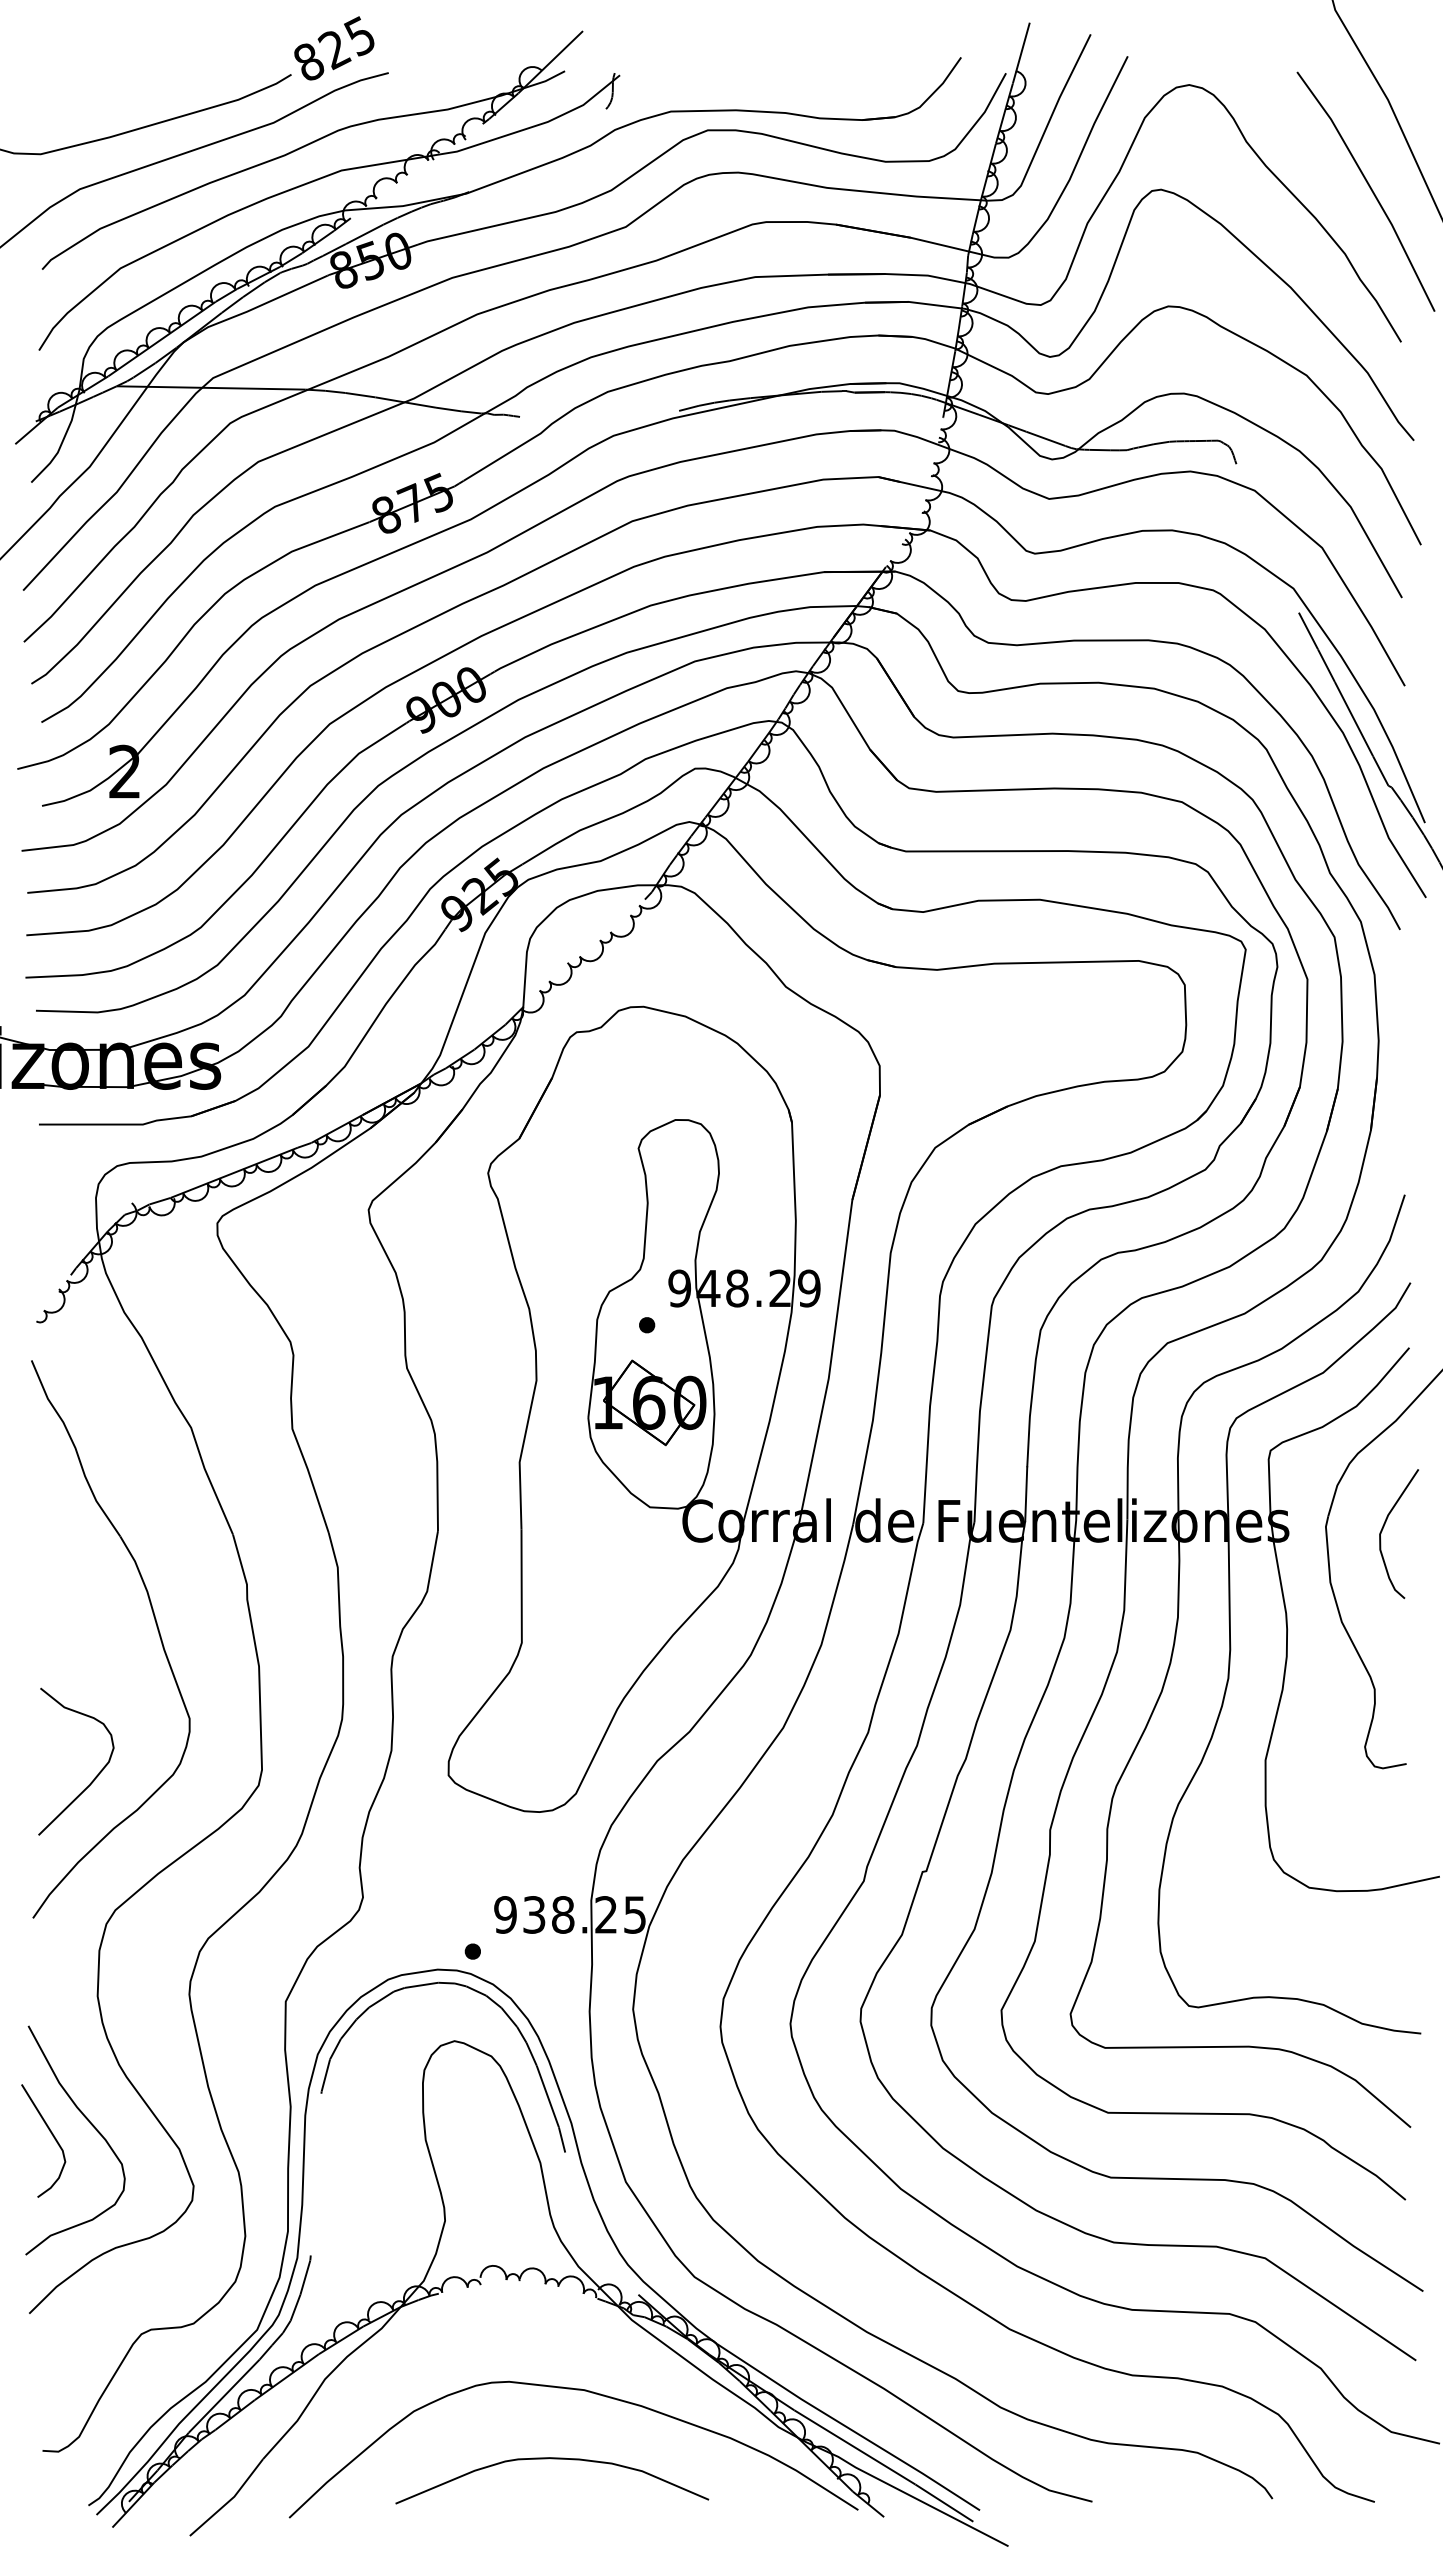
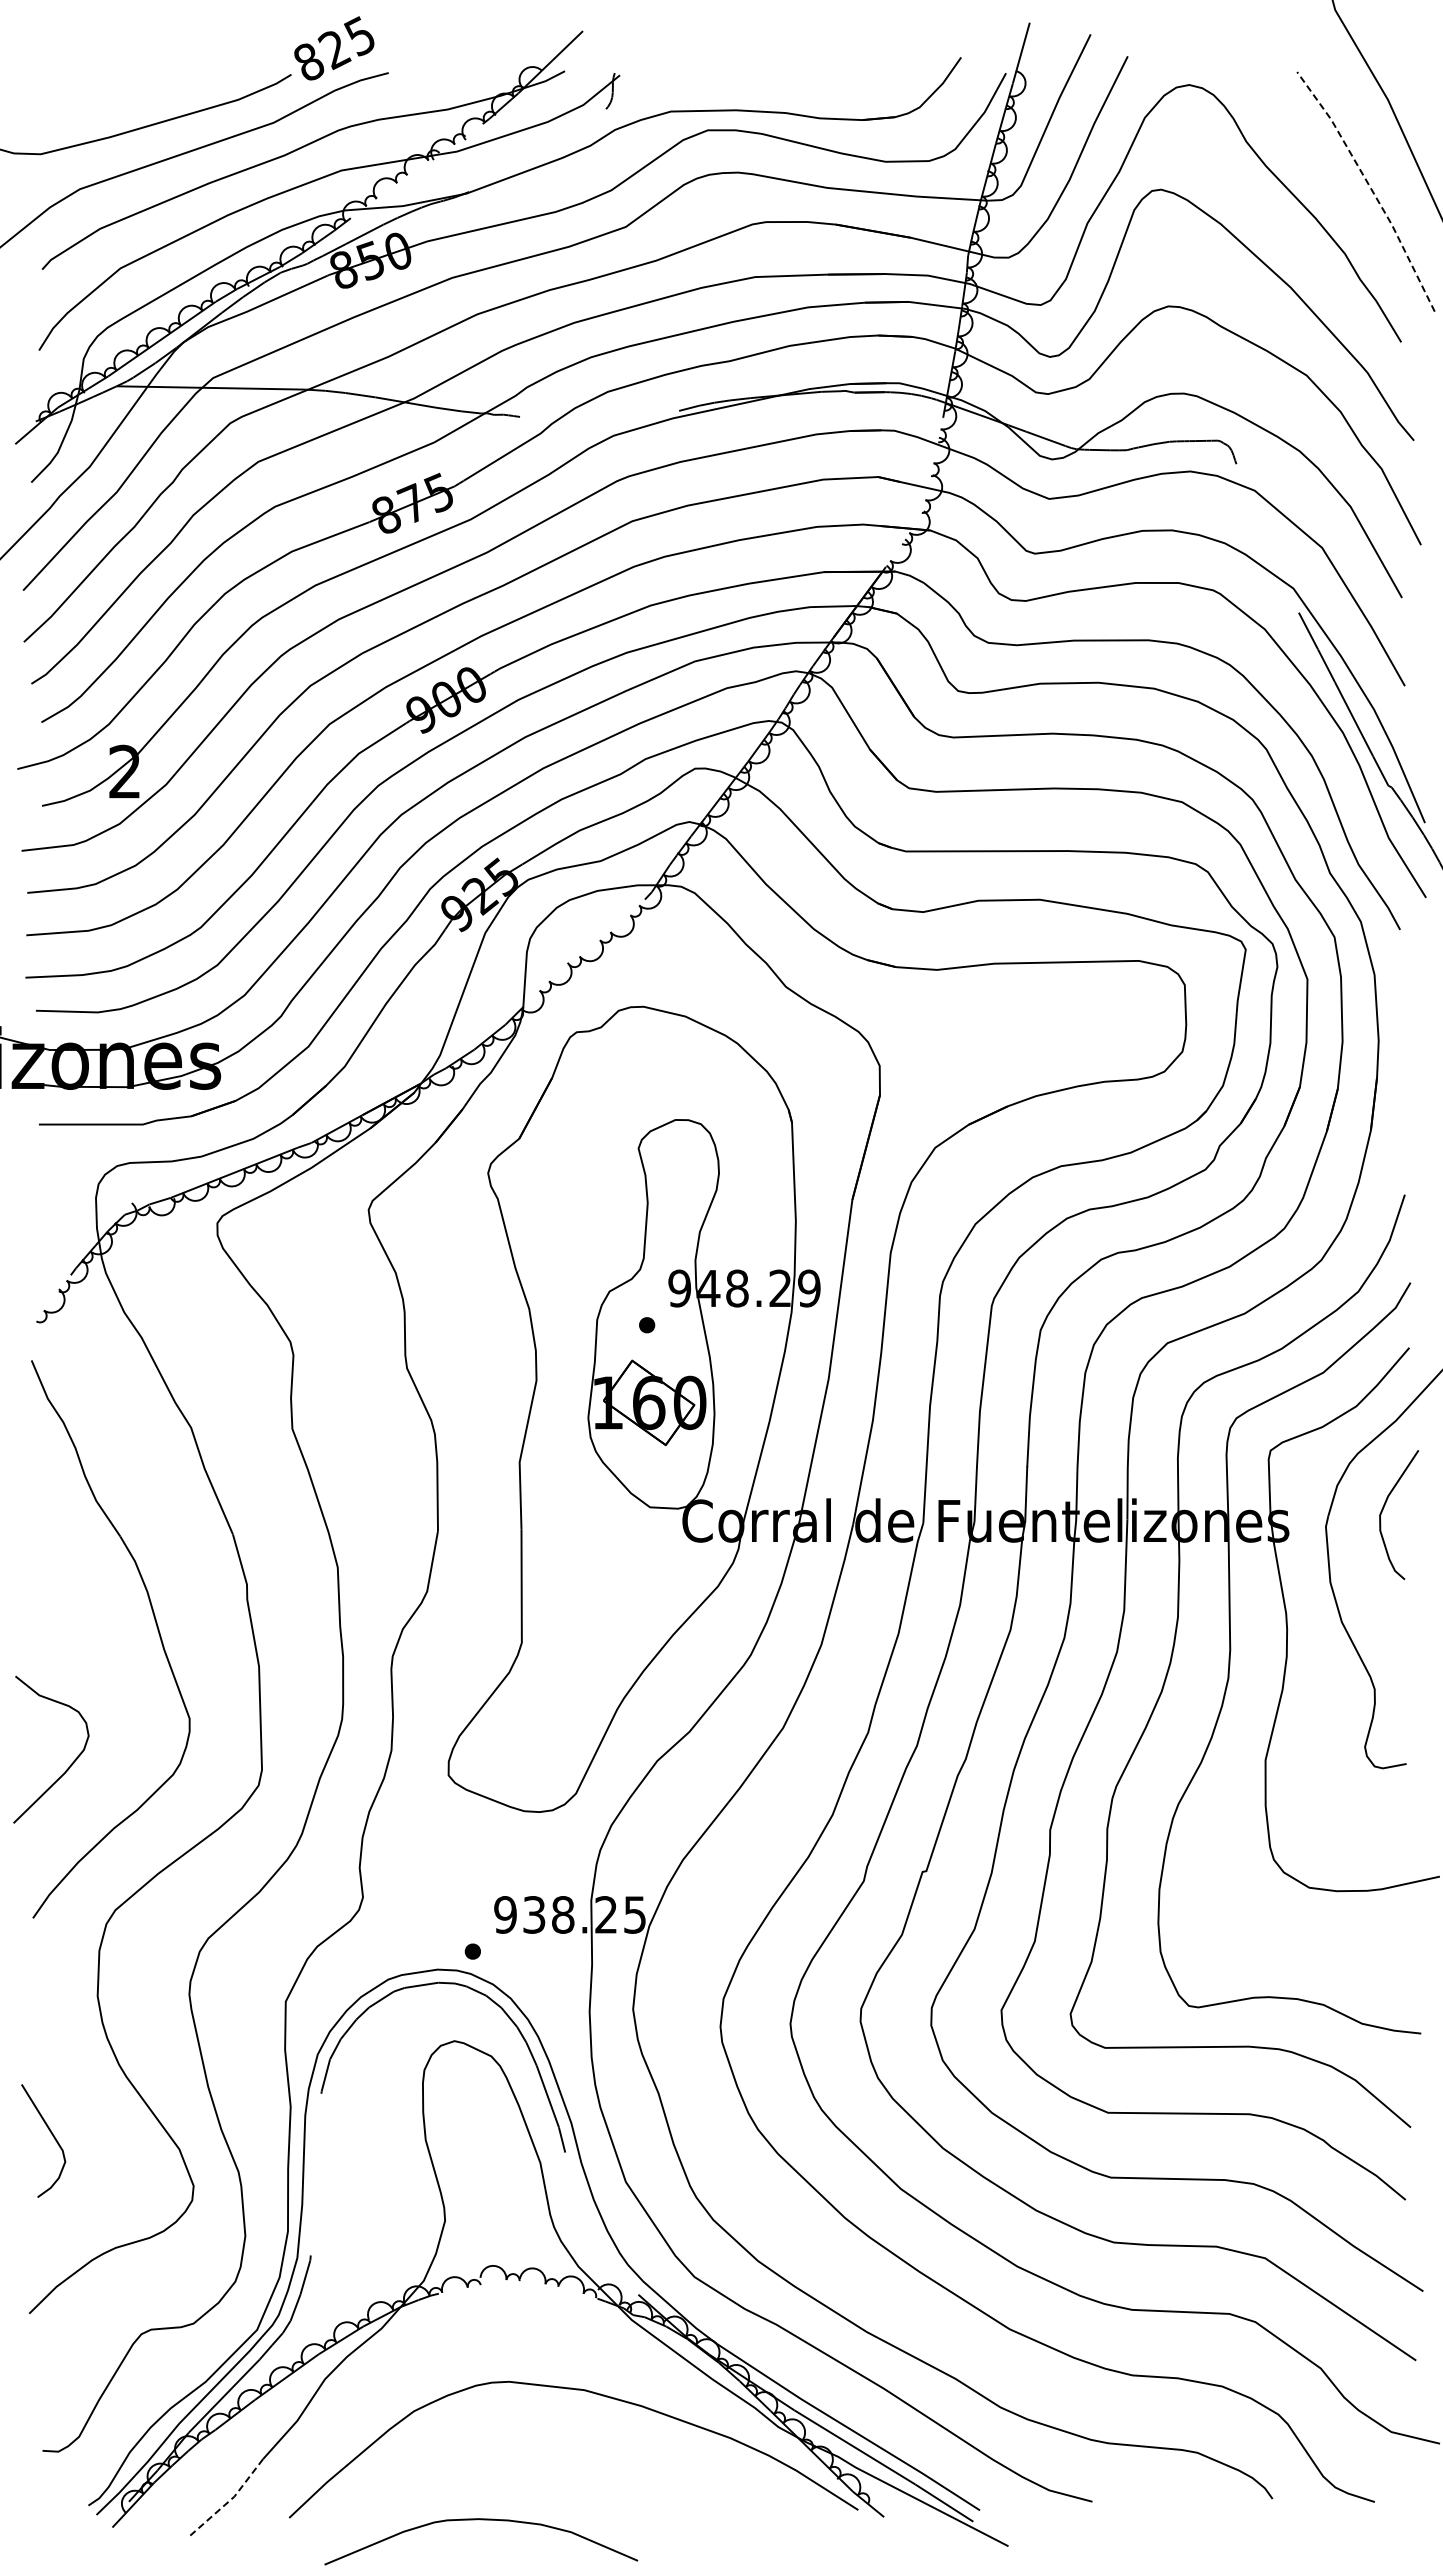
line: solid -> dashed (1370, 188)
curve position: (1383, 1529) -> (1383, 1510) (1383, 1510)
curve position: (94, 1777) -> (69, 1765) (69, 1765)
curve: present -> none (90, 2124)
curve position: (552, 2459) -> (481, 2520) (481, 2520)
line: solid -> dashed (229, 2500)
